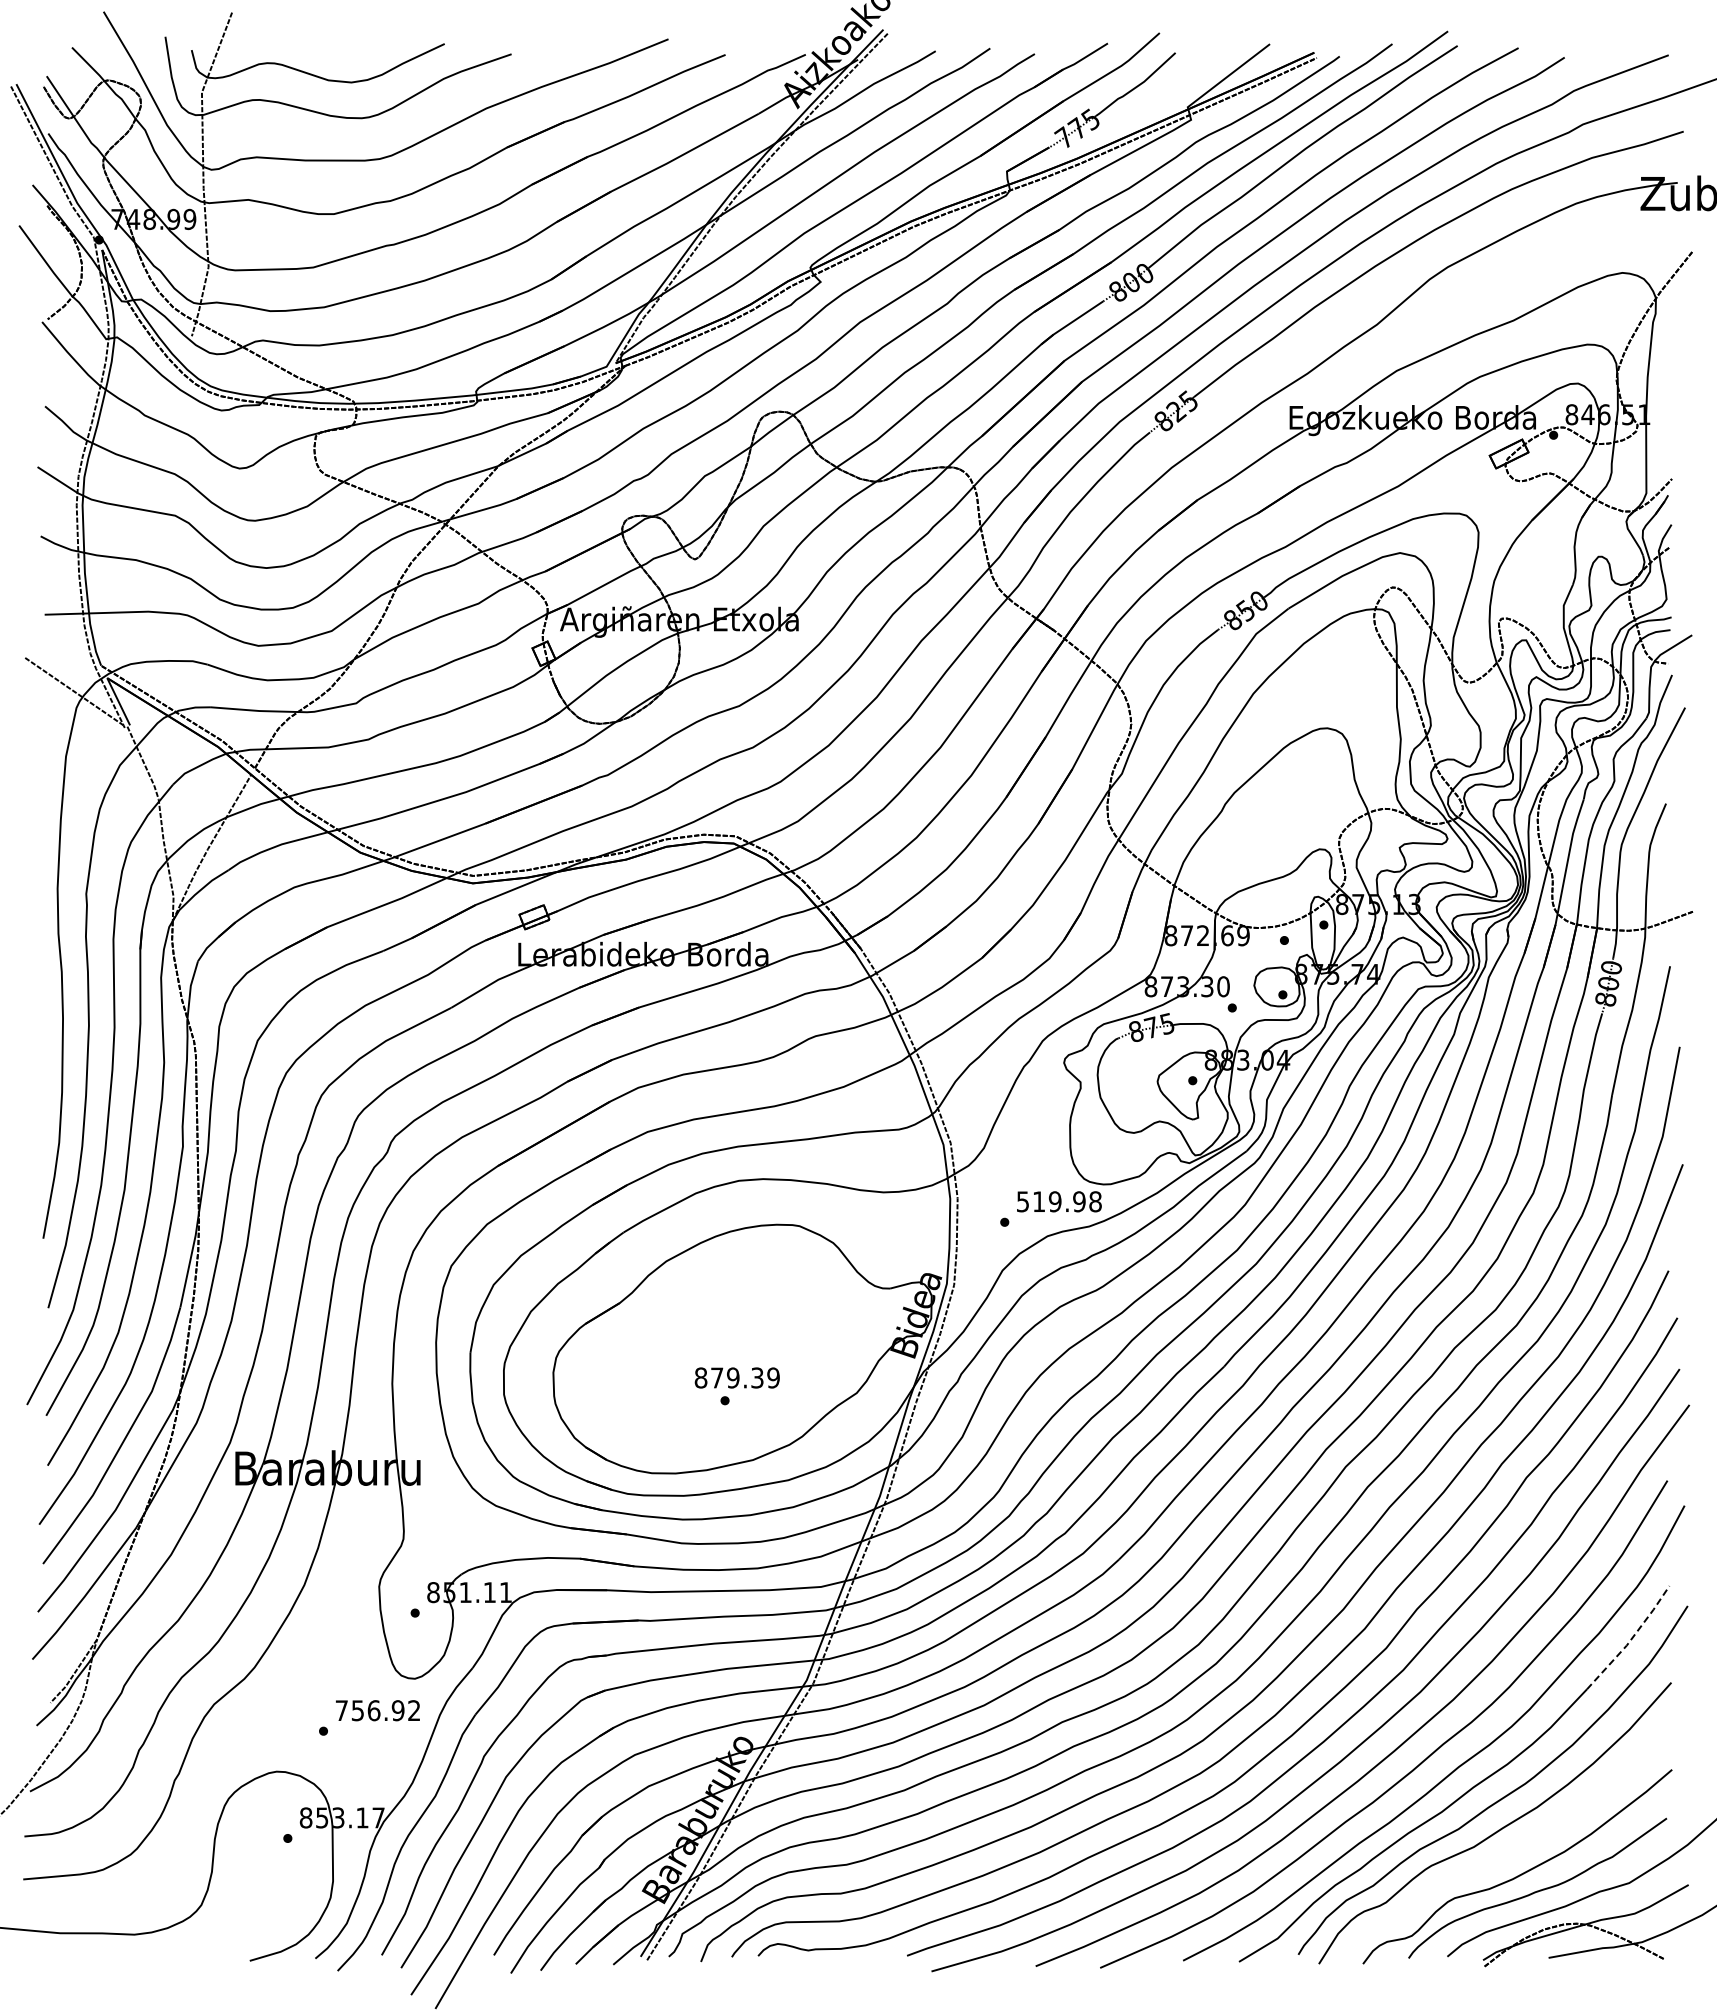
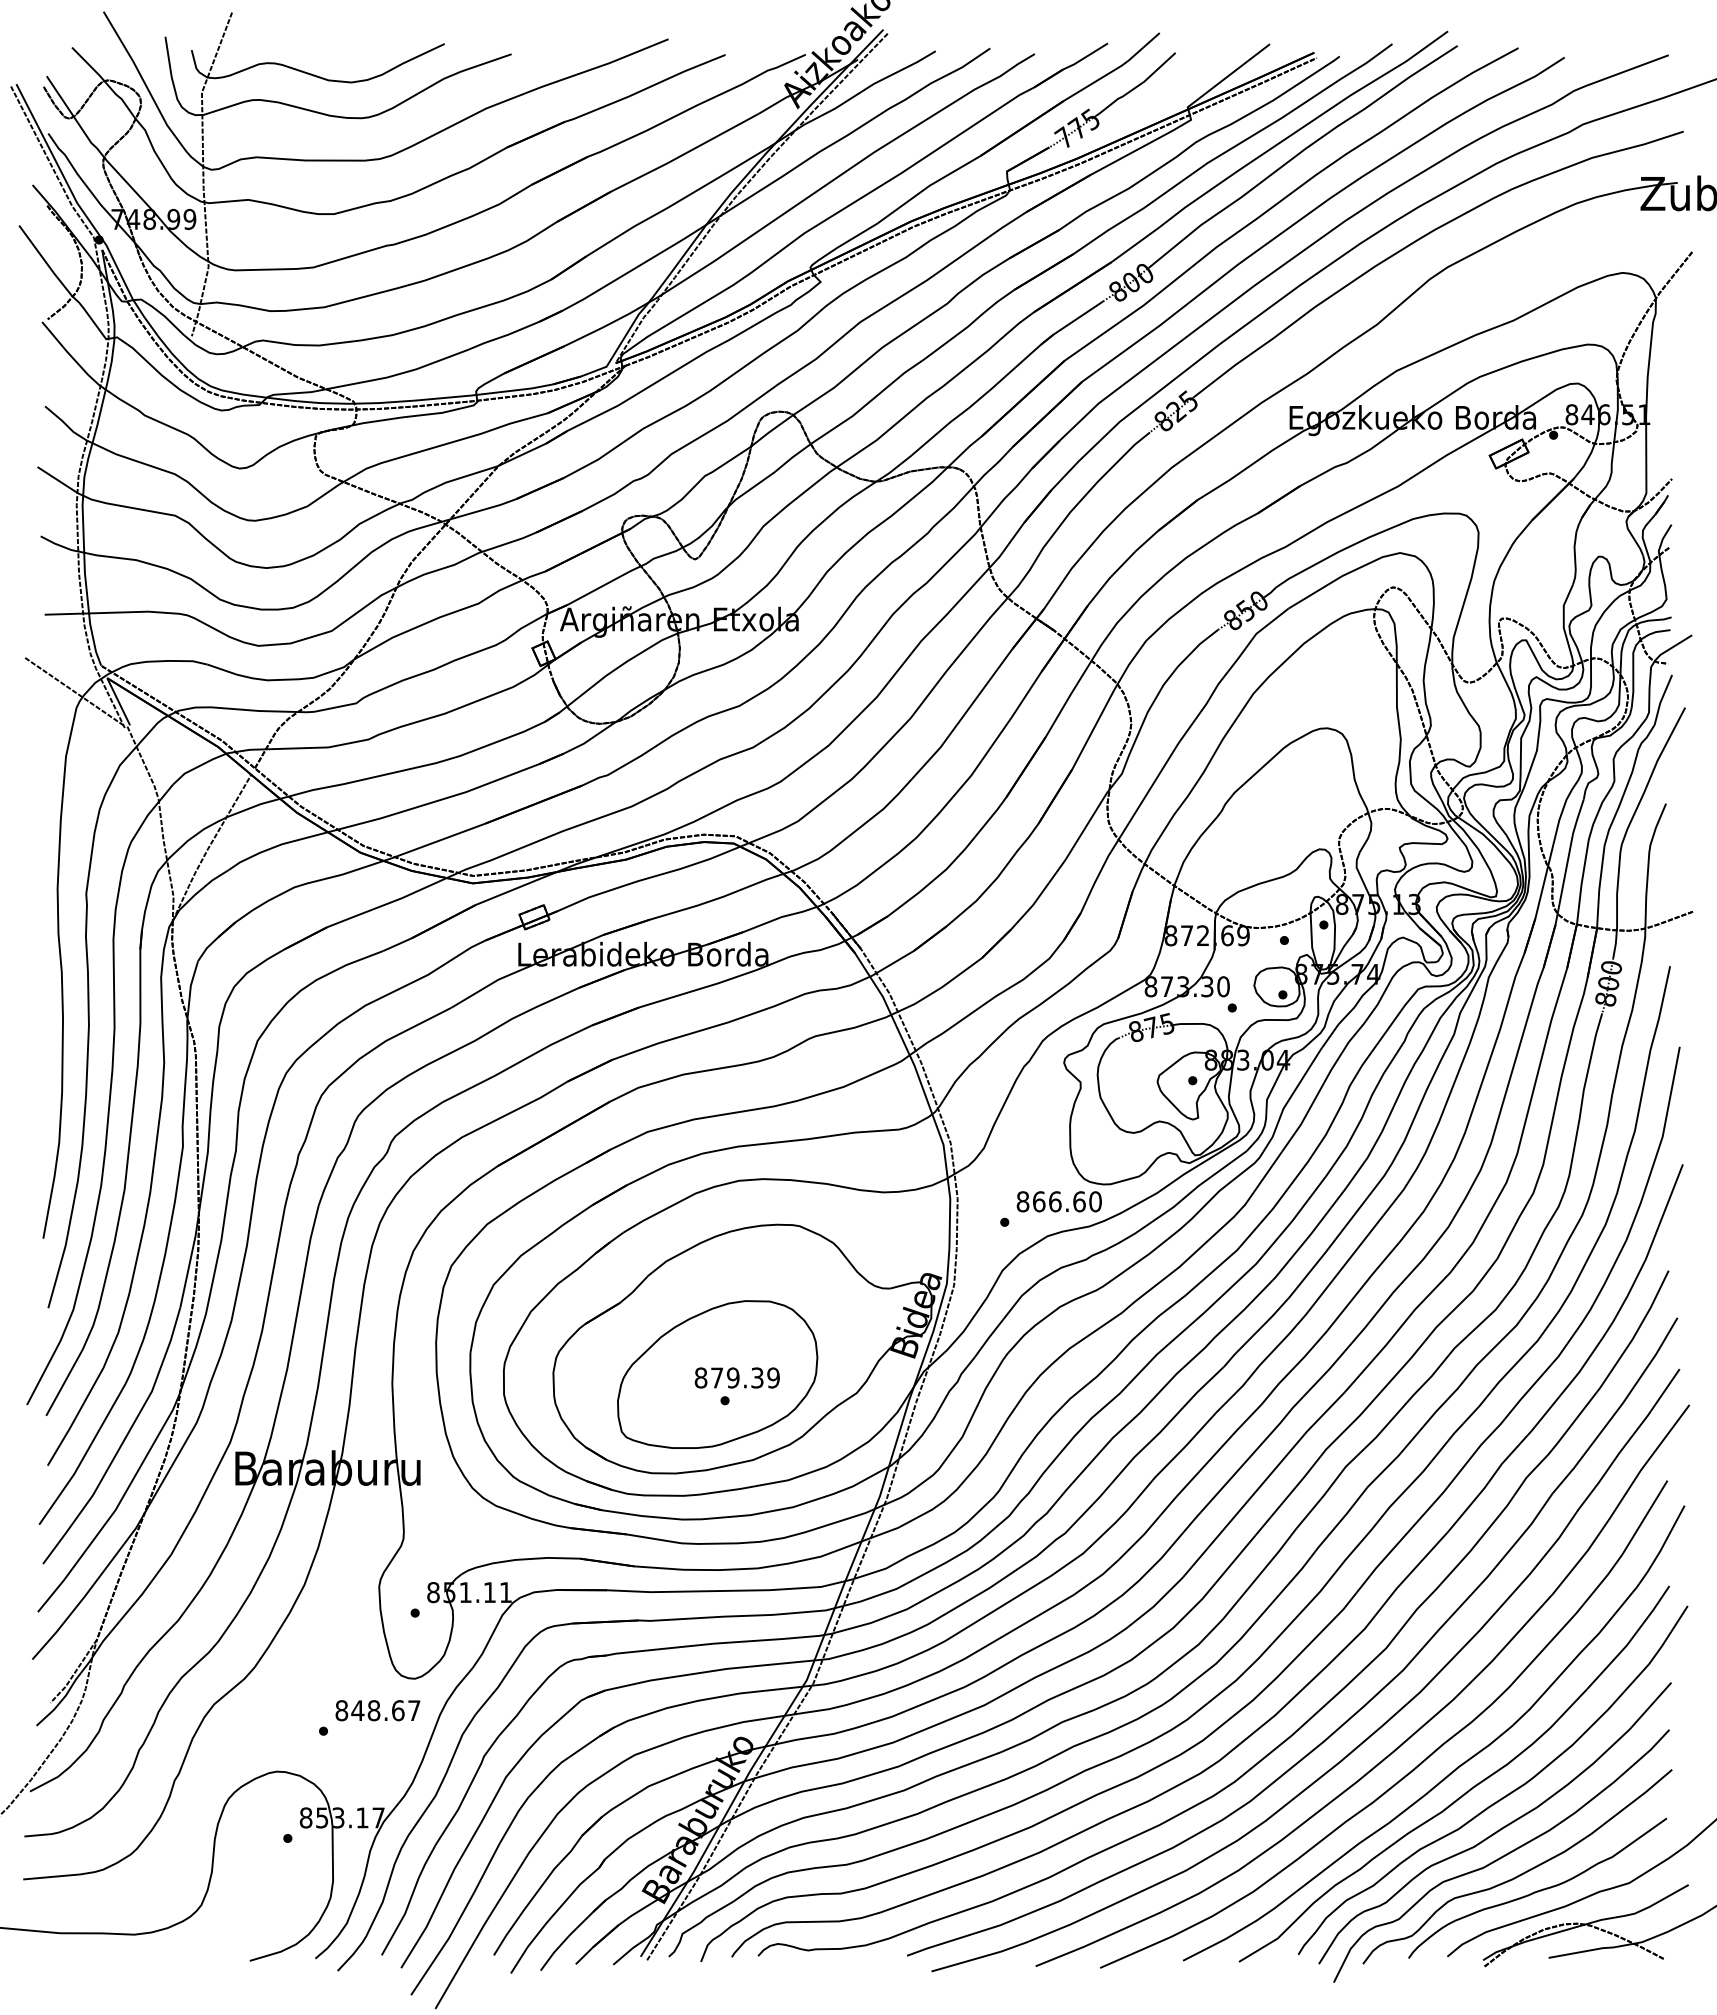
text: 519.98 -> 866.60 (1058, 1201)
part: none -> present (717, 1374)
line: dashed -> solid (1630, 1640)
text: 756.92 -> 848.67 (377, 1710)
curve: none -> present (1502, 1855)
